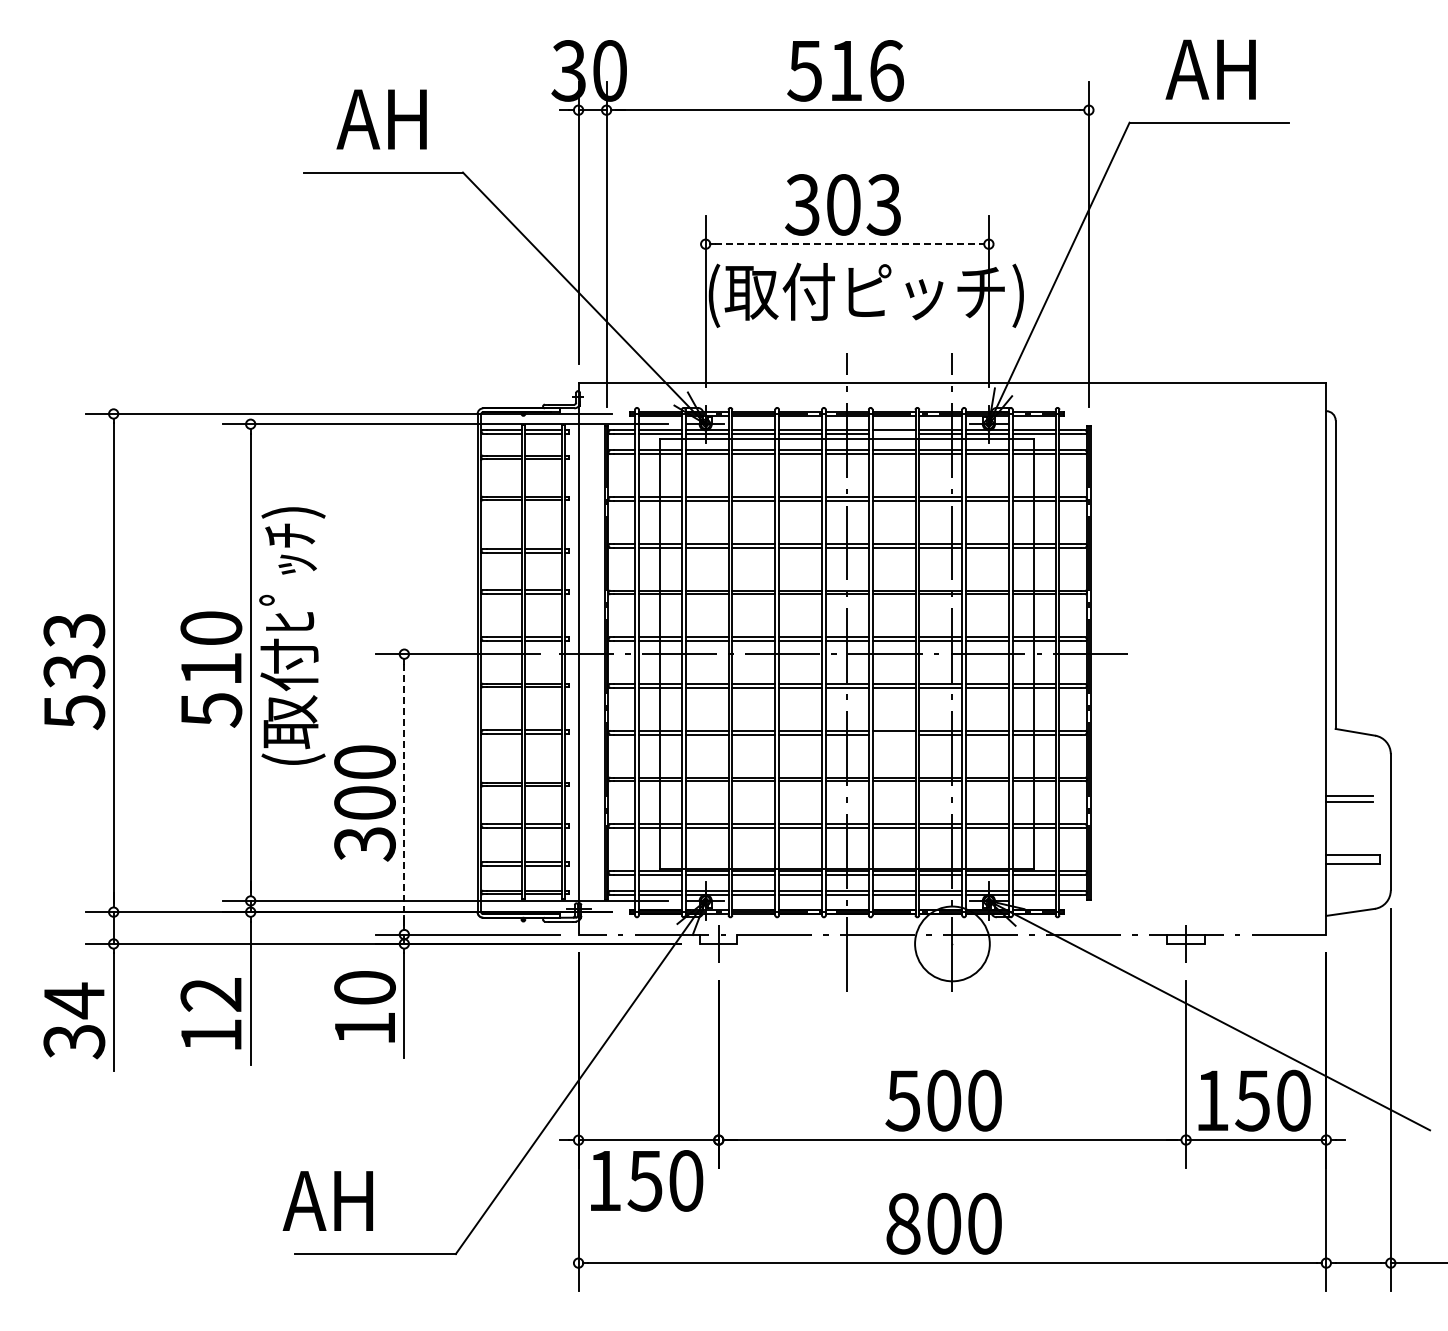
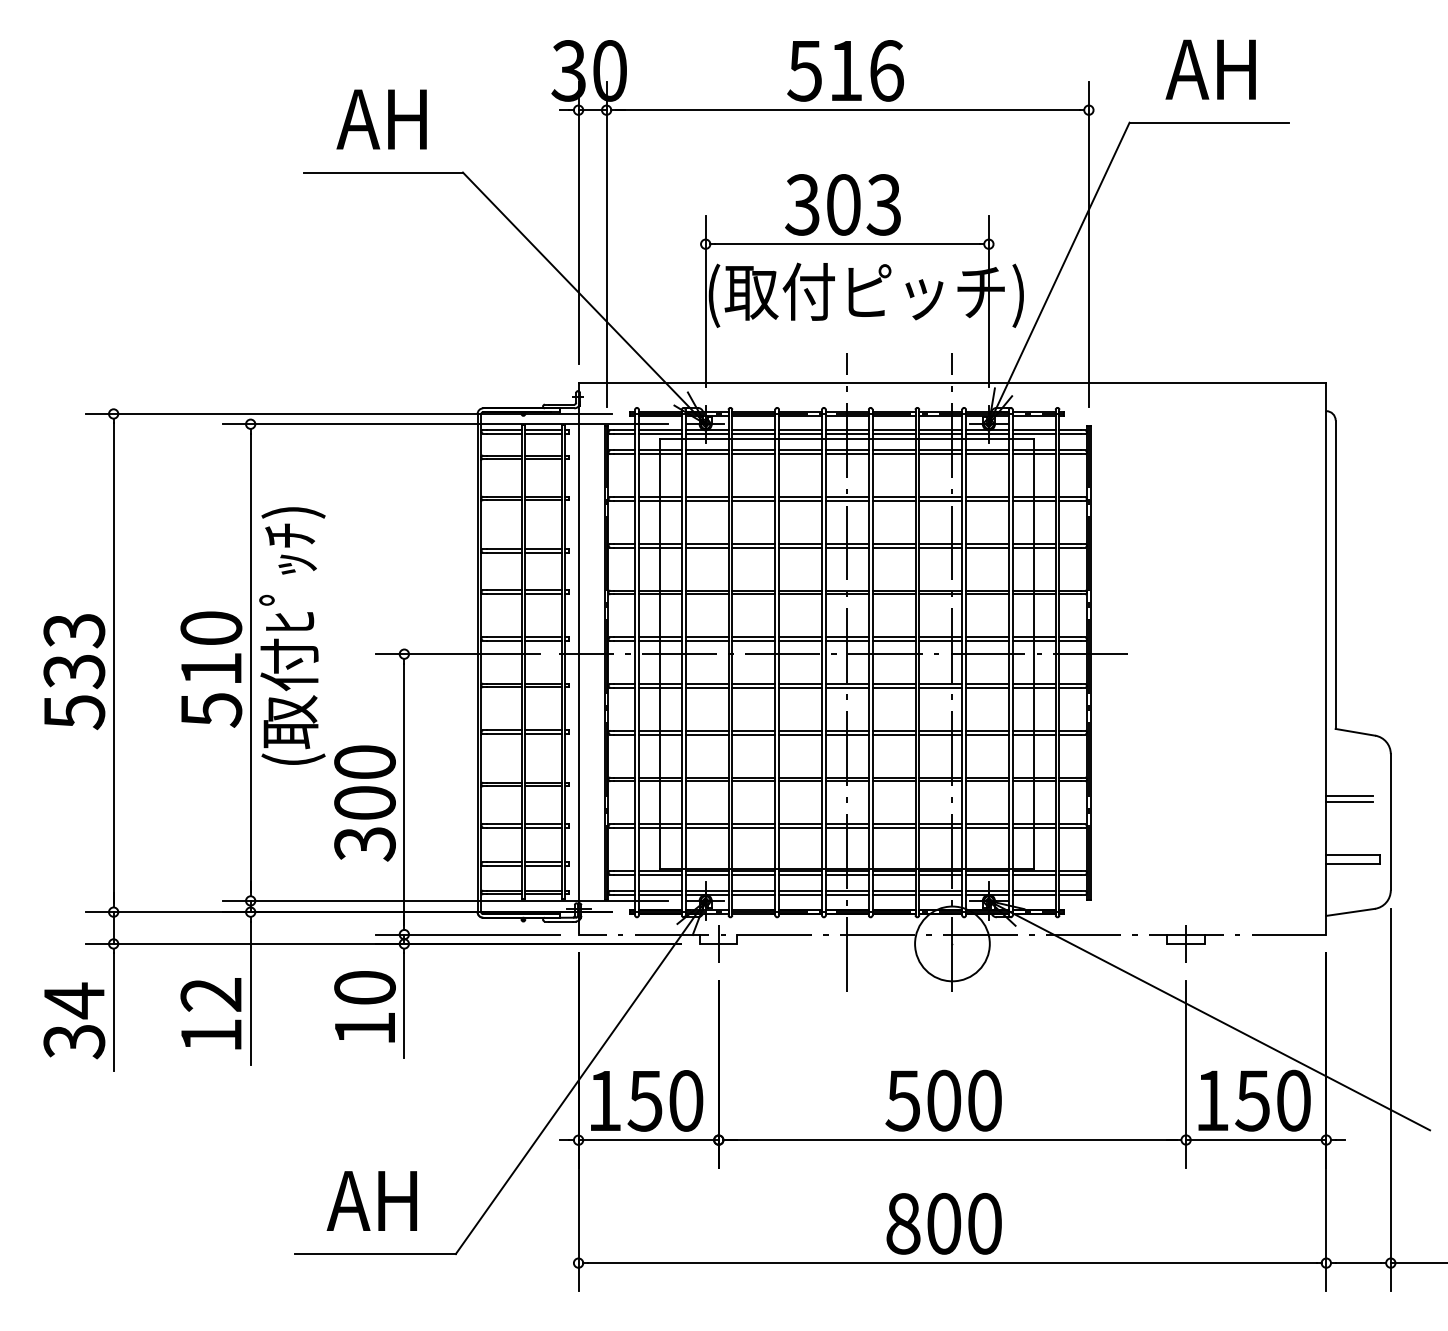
line: dashed -> solid (847, 244)
line: none -> present (893, 434)
line: none -> present (893, 734)
line: dashed -> solid (404, 794)
text position: (647, 1180) -> (647, 1100) (647, 1100)
text position: (327, 1200) -> (371, 1200) (371, 1200)
